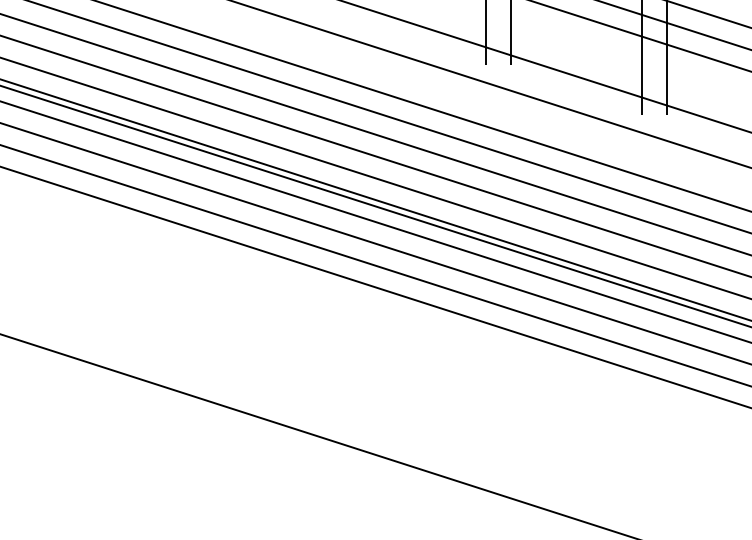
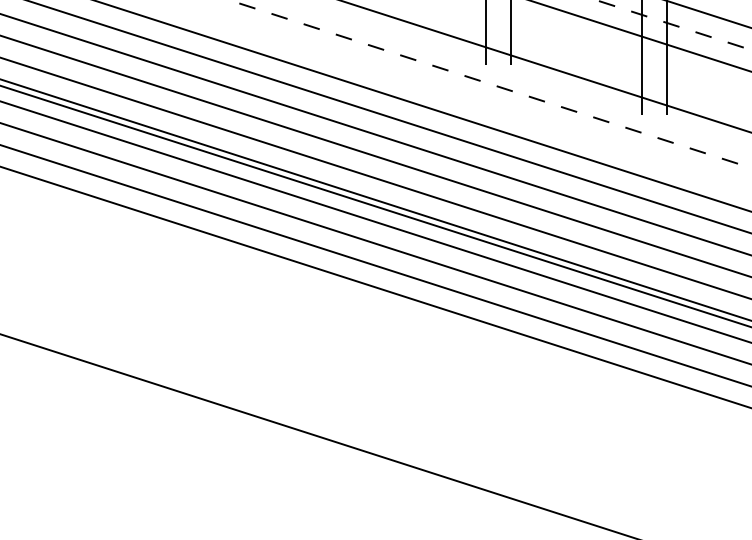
line: solid -> dashed (673, 24)
line: solid -> dashed (490, 84)
